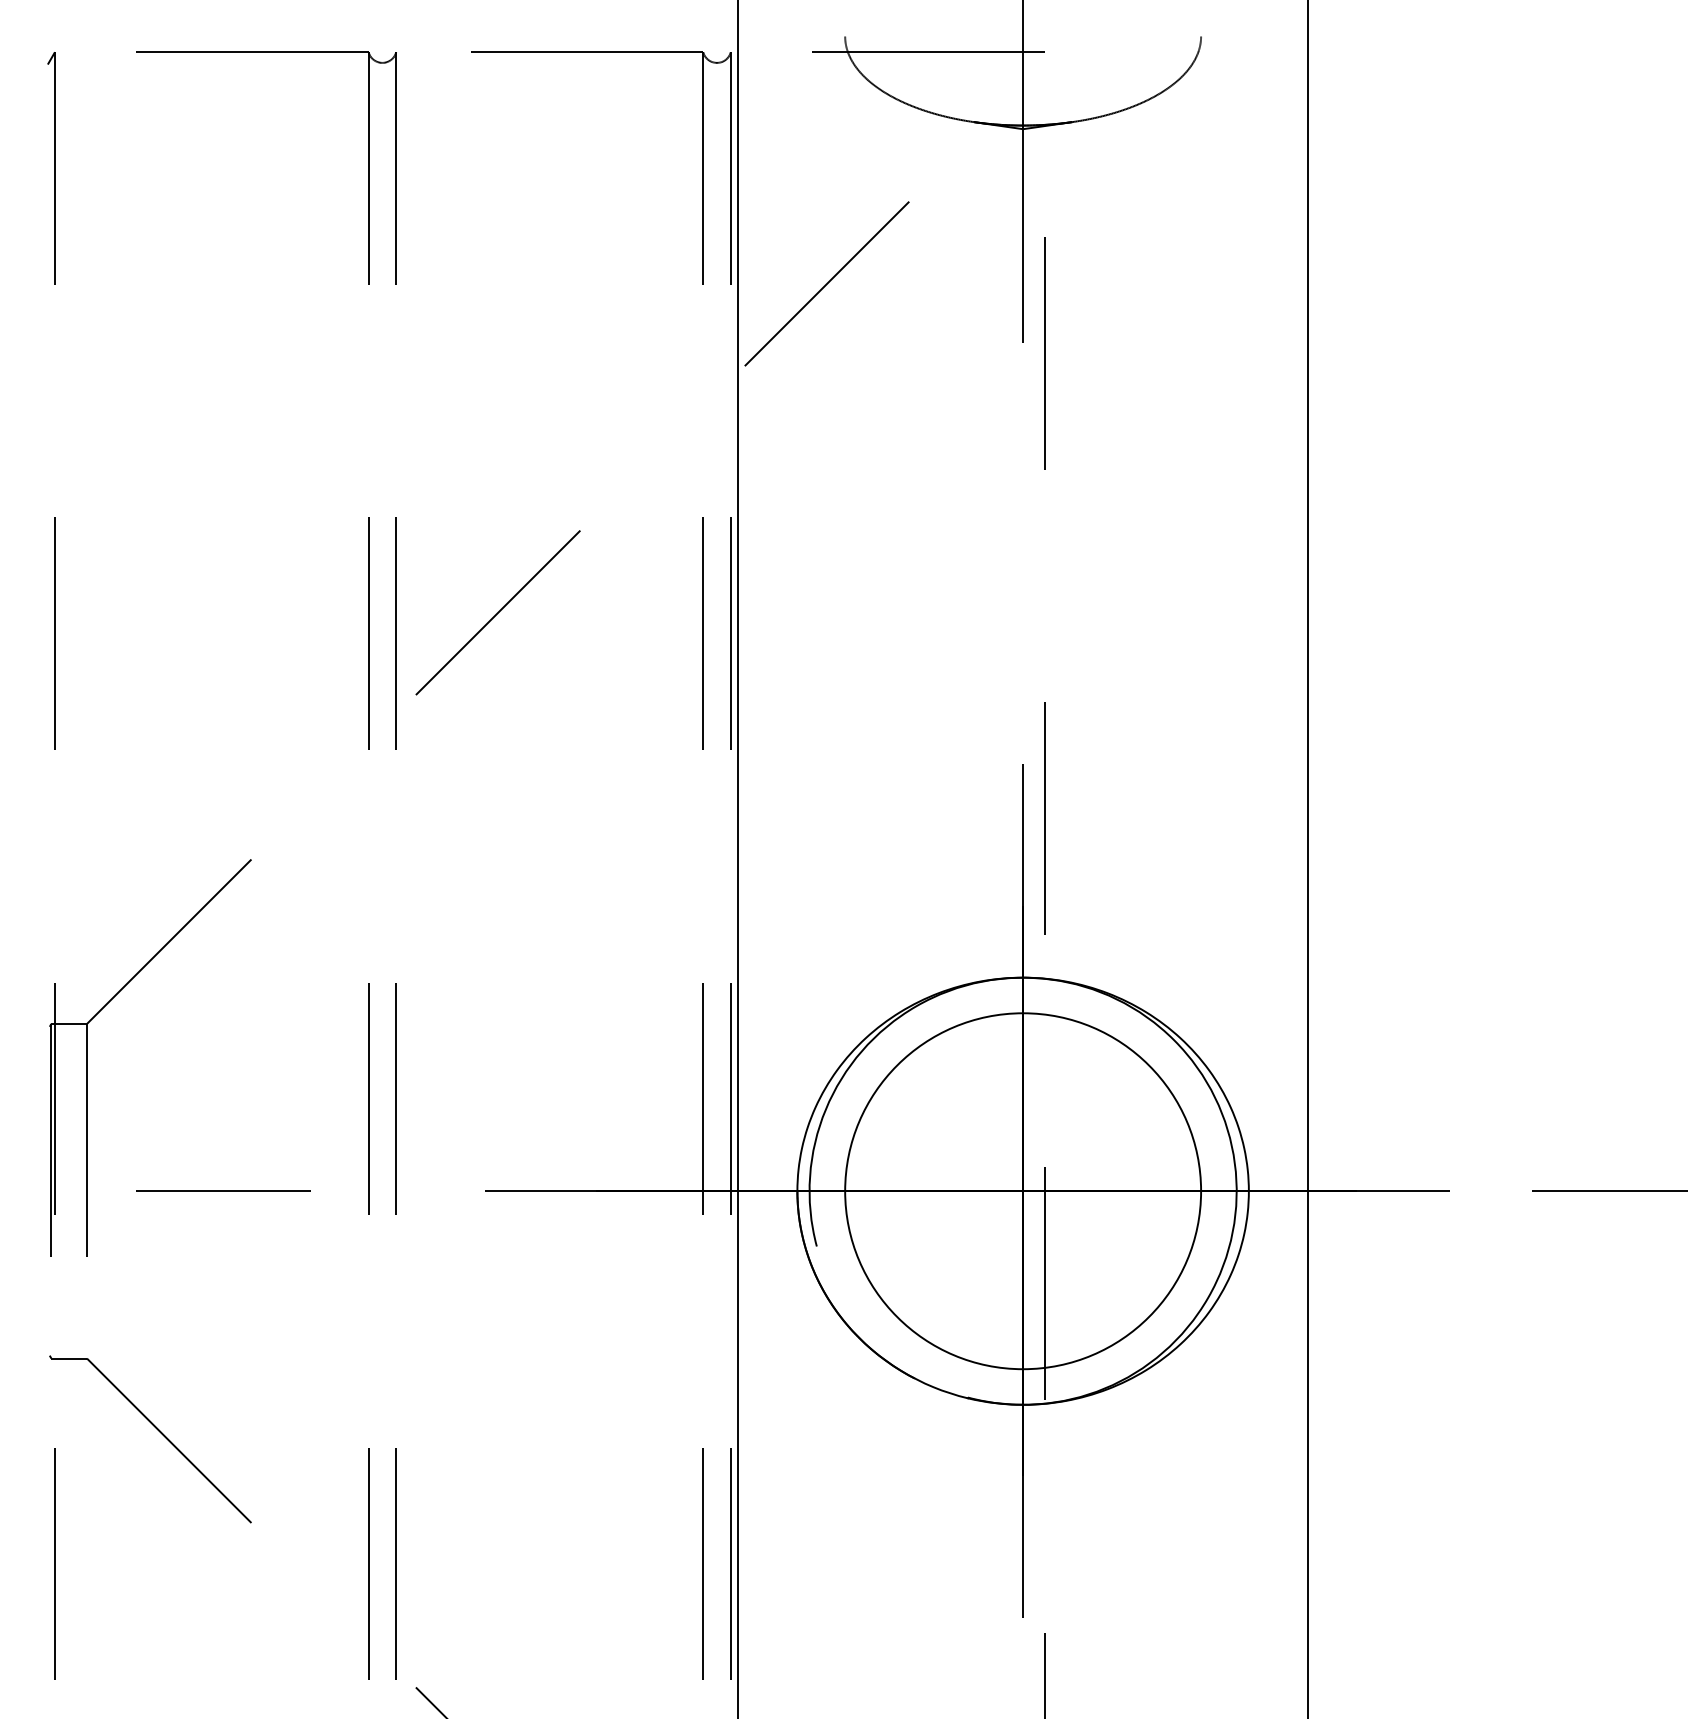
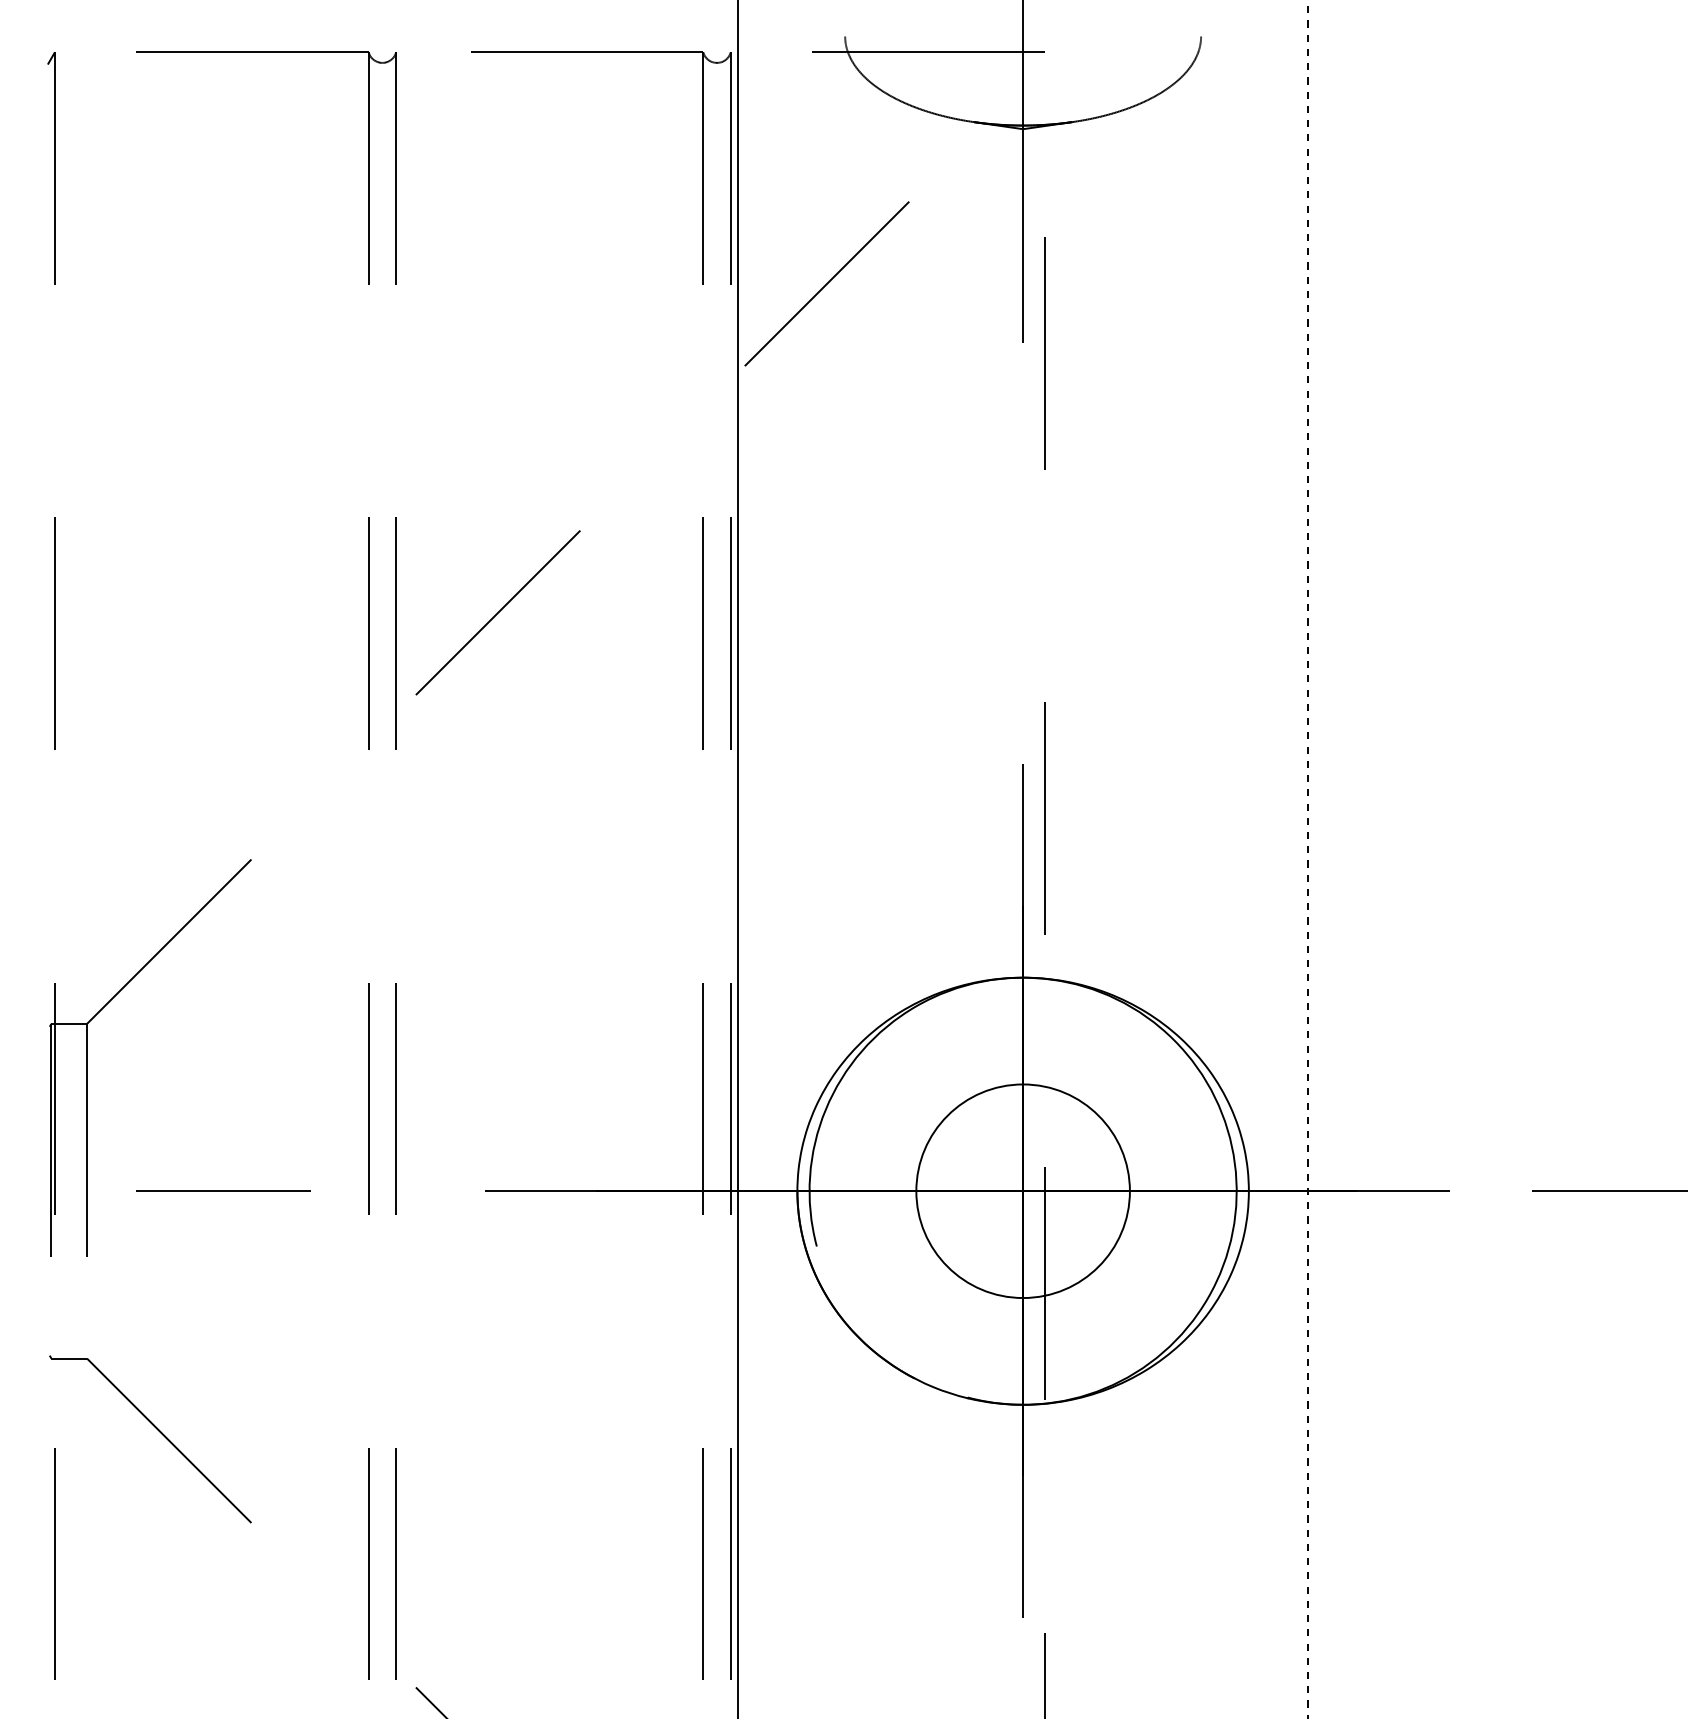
line: solid -> dashed (1307, 859)
circle diameter: 356 px -> 214 px (1022, 1191)
